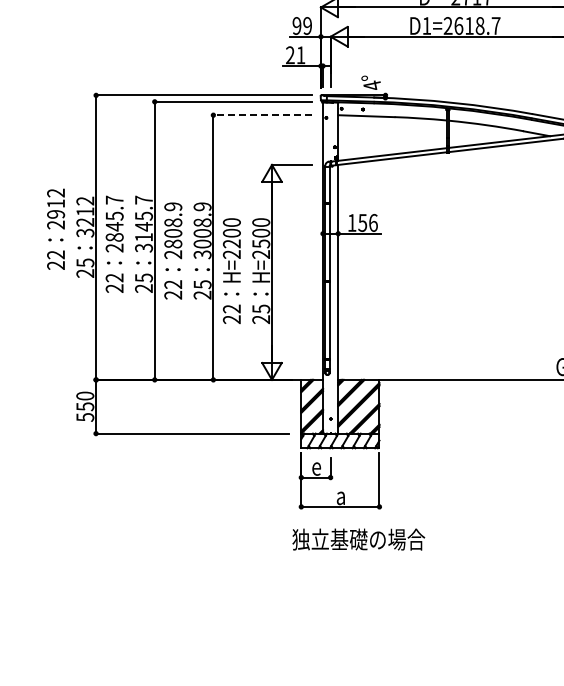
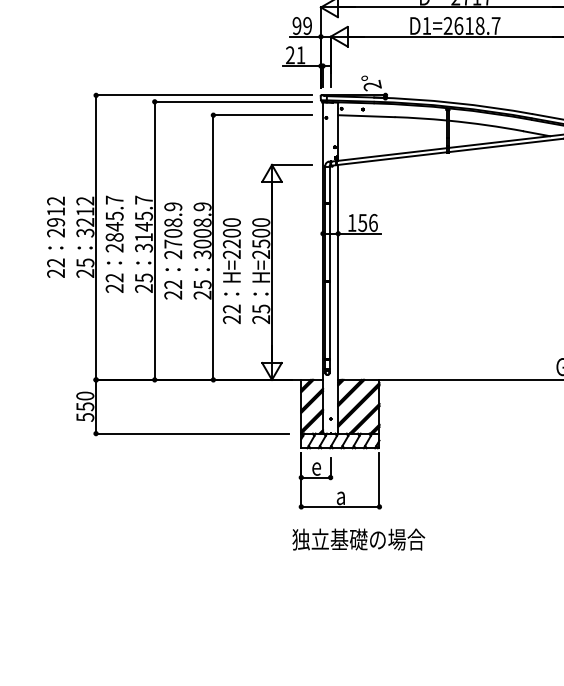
text: 4° -> 2° (372, 85)
line: dashed -> solid (262, 115)
text position: (56, 228) -> (56, 236) (56, 236)
text: 2808.9 -> 2708.9 (173, 243)
